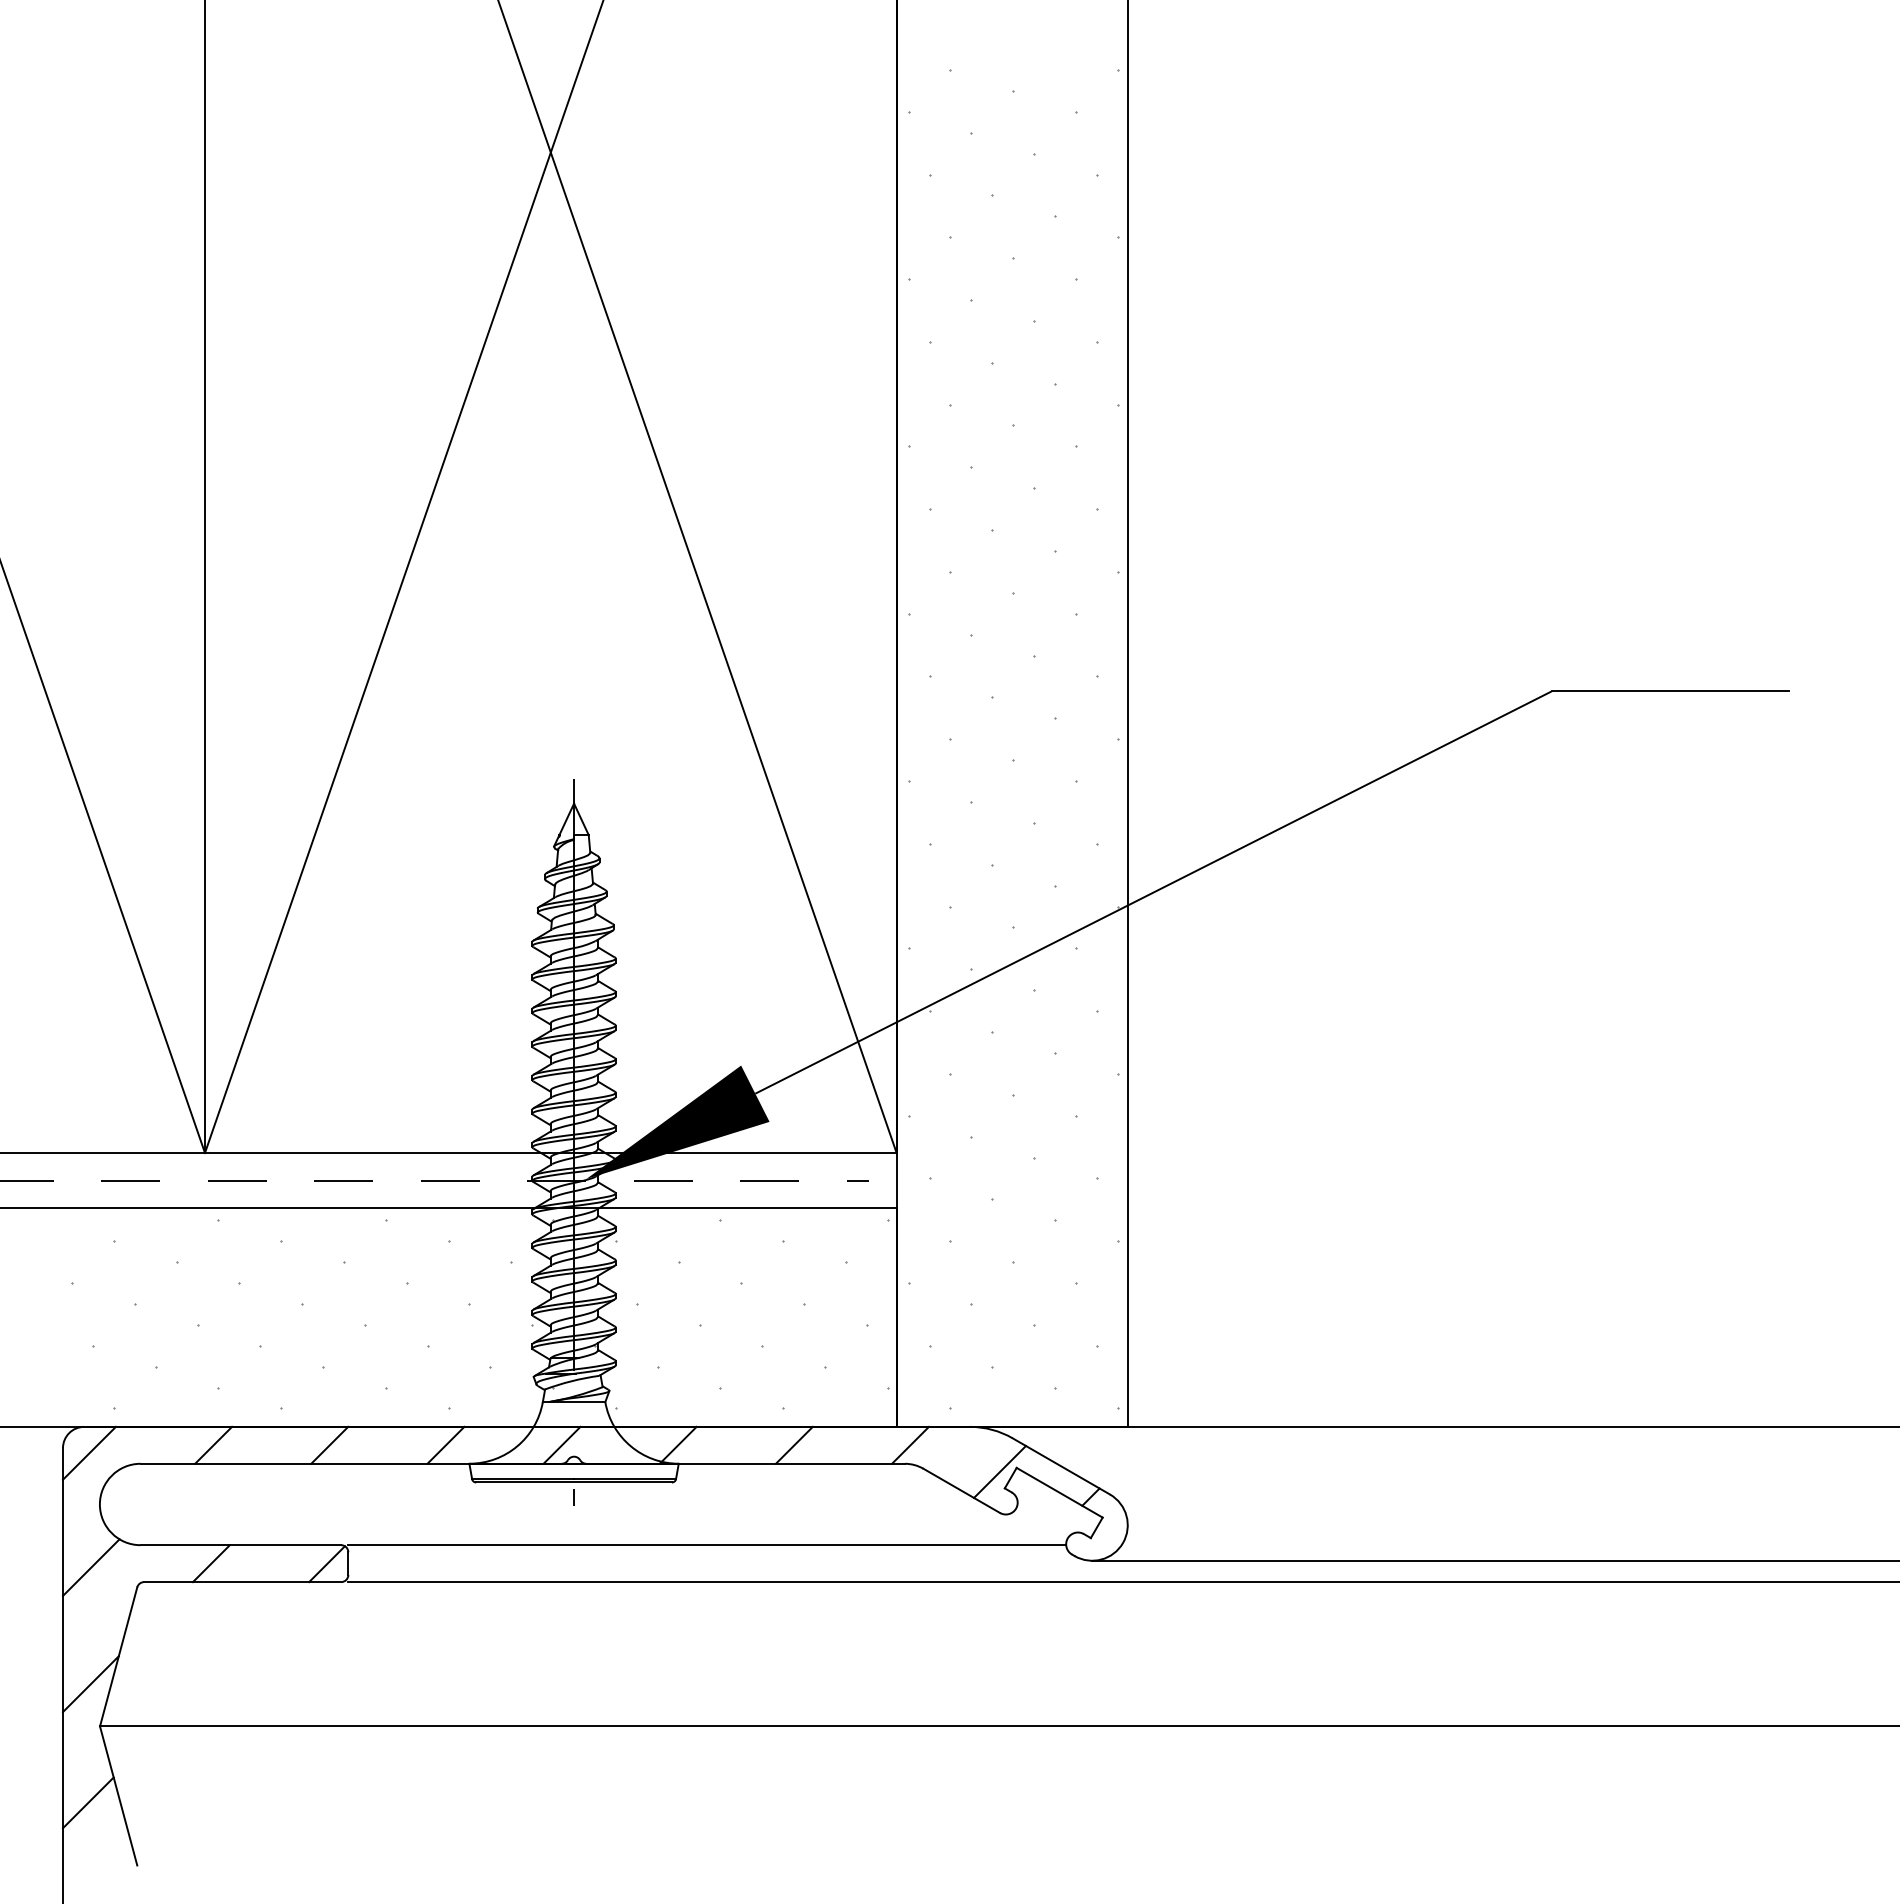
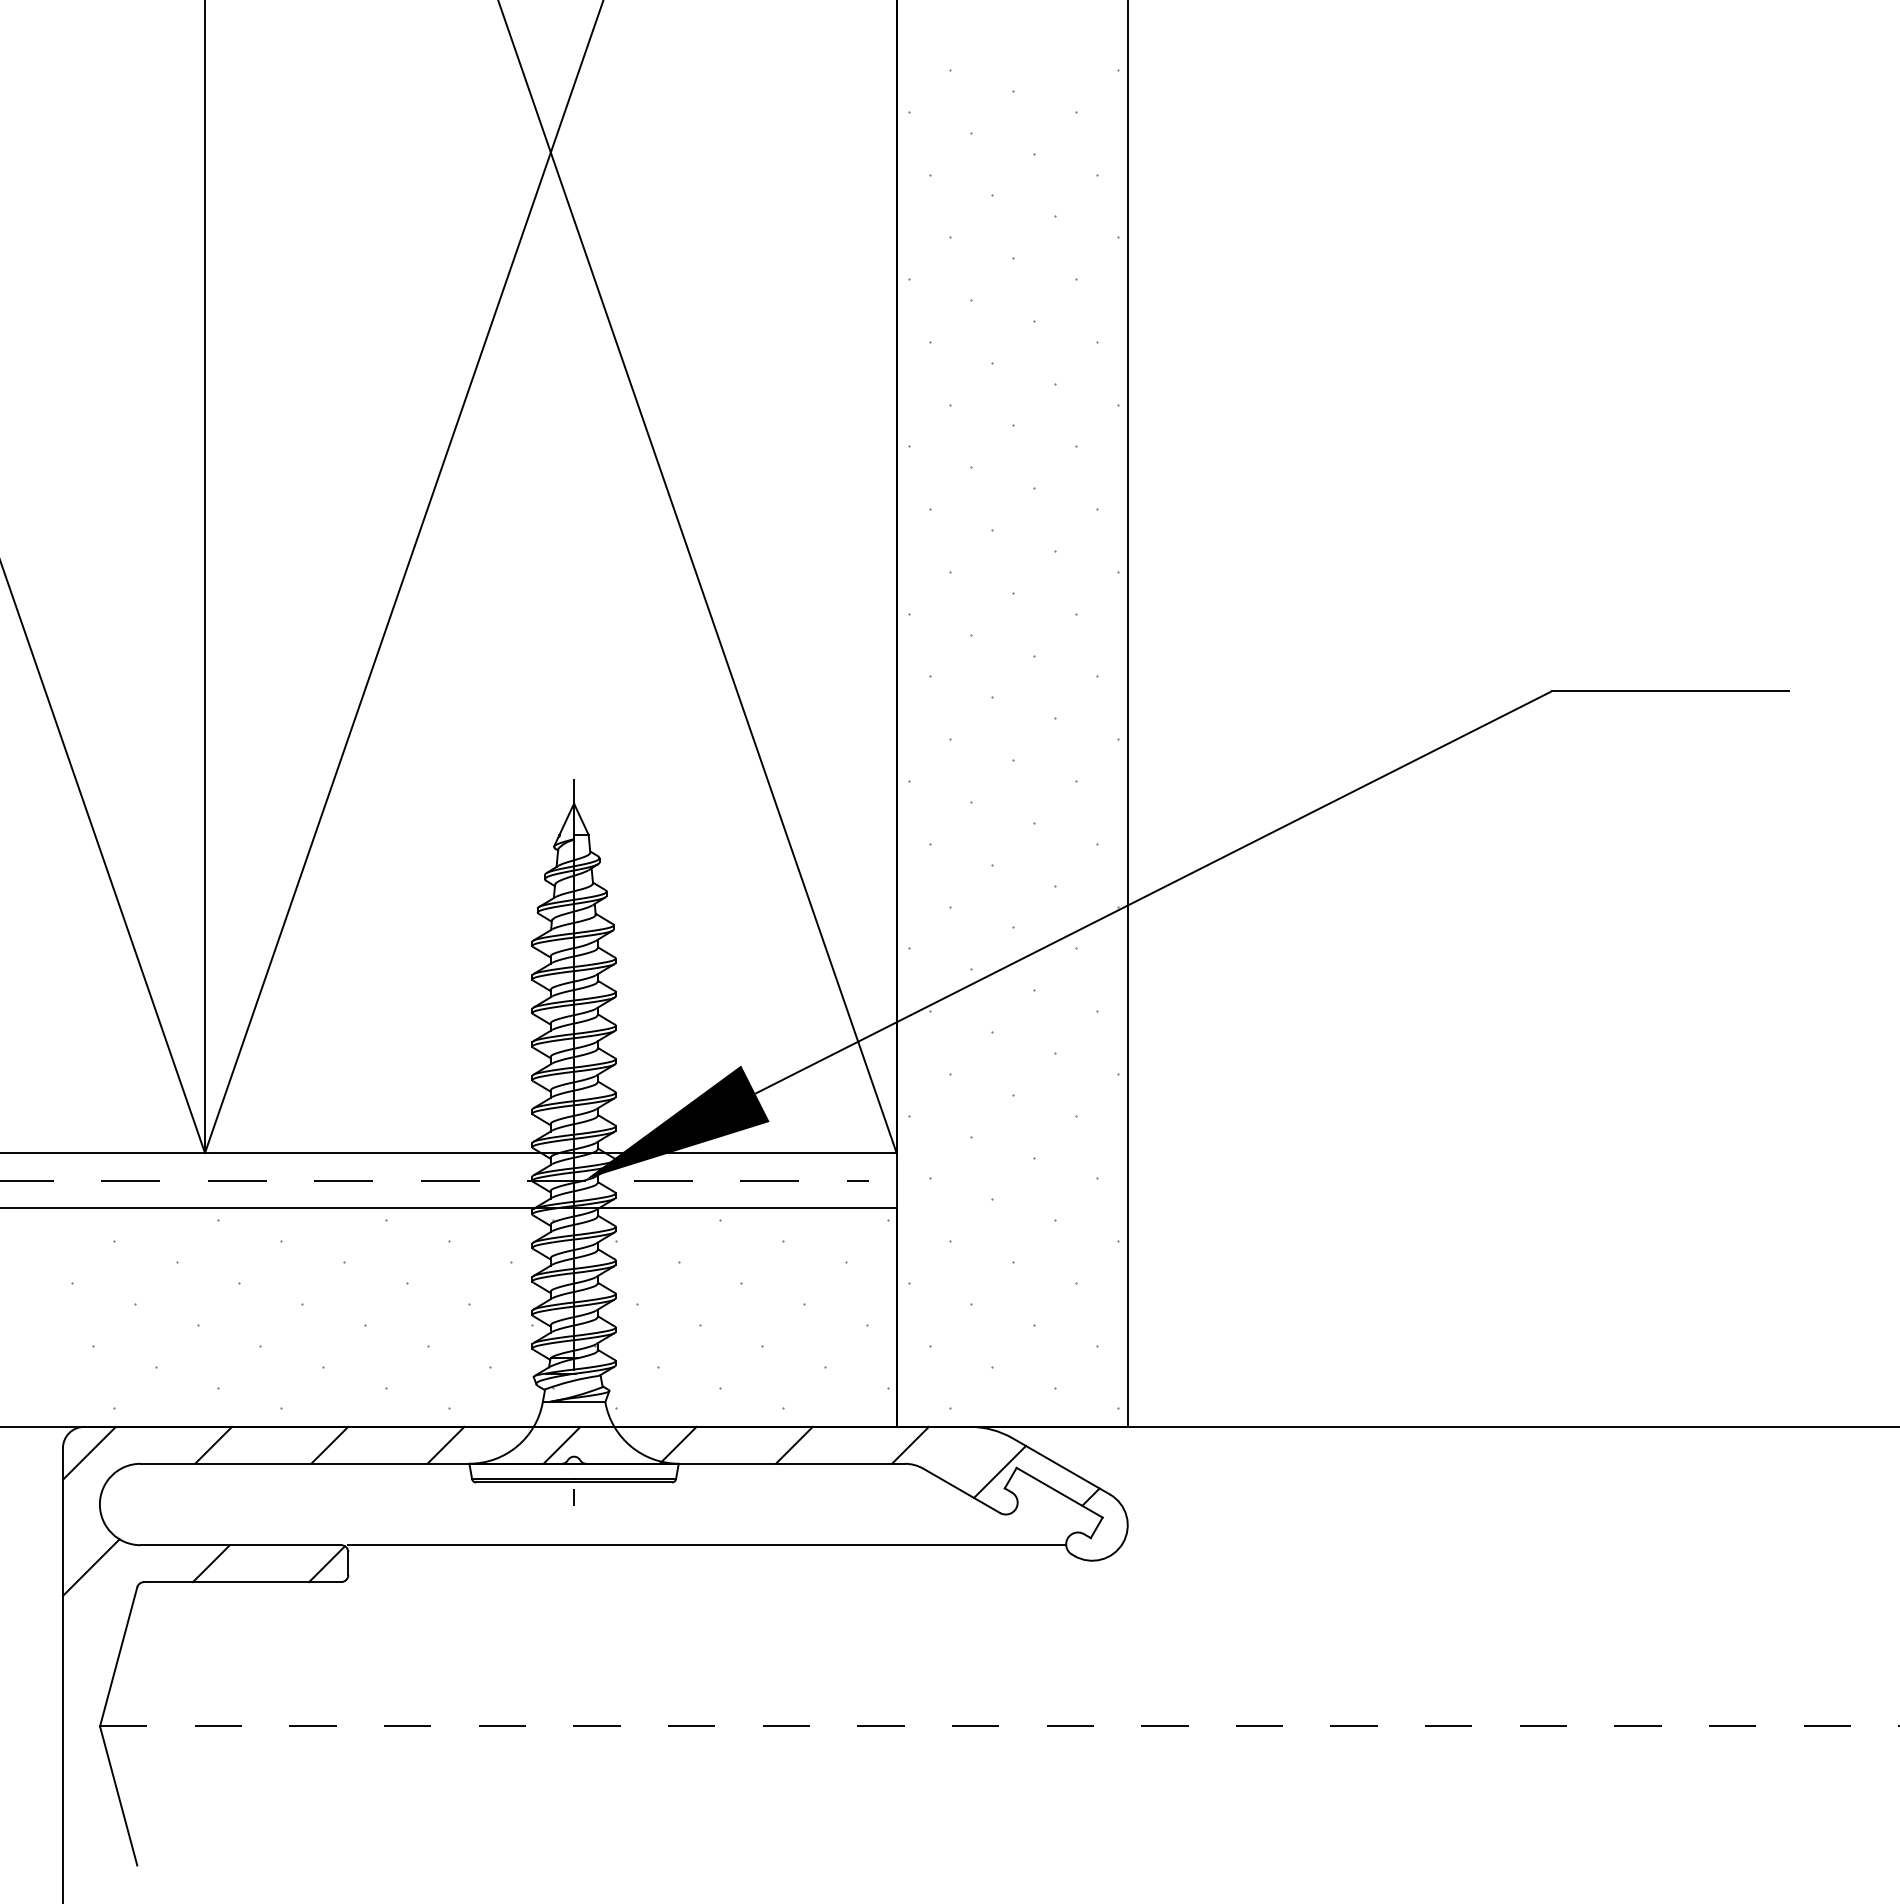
line: present -> none (1494, 1560)
line: present -> none (1122, 1582)
line: present -> none (90, 1684)
line: solid -> dashed (1000, 1726)
line: present -> none (87, 1802)
